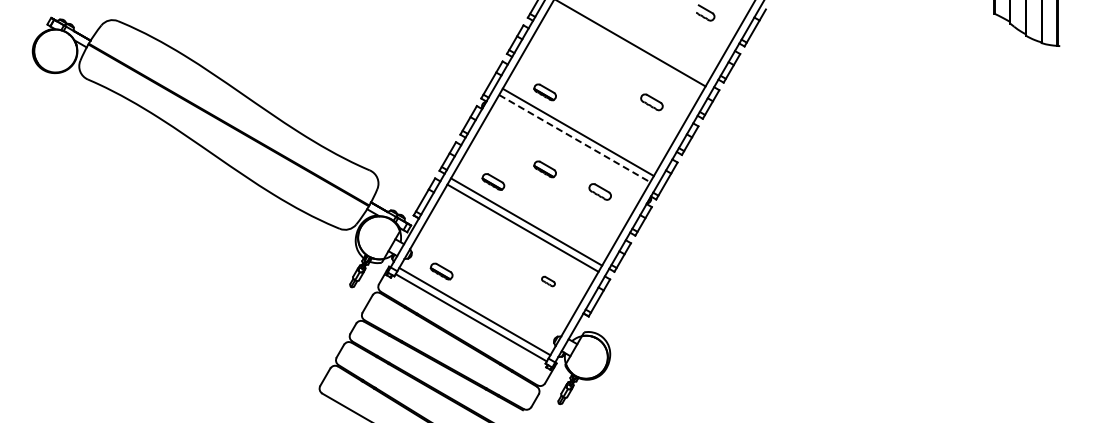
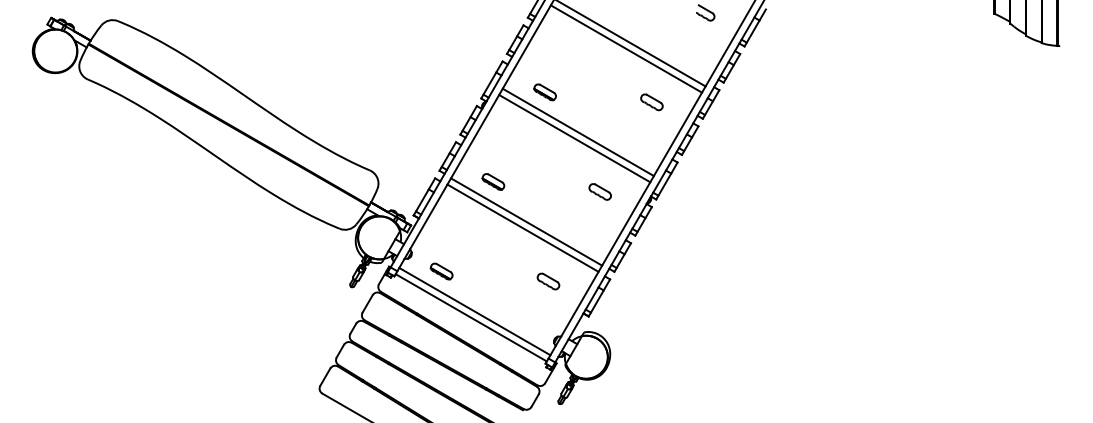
line: none -> present (626, 48)
line: dashed -> solid (575, 138)
part: present -> none (544, 169)
part size: 15x13 px -> 25x19 px (548, 281)
